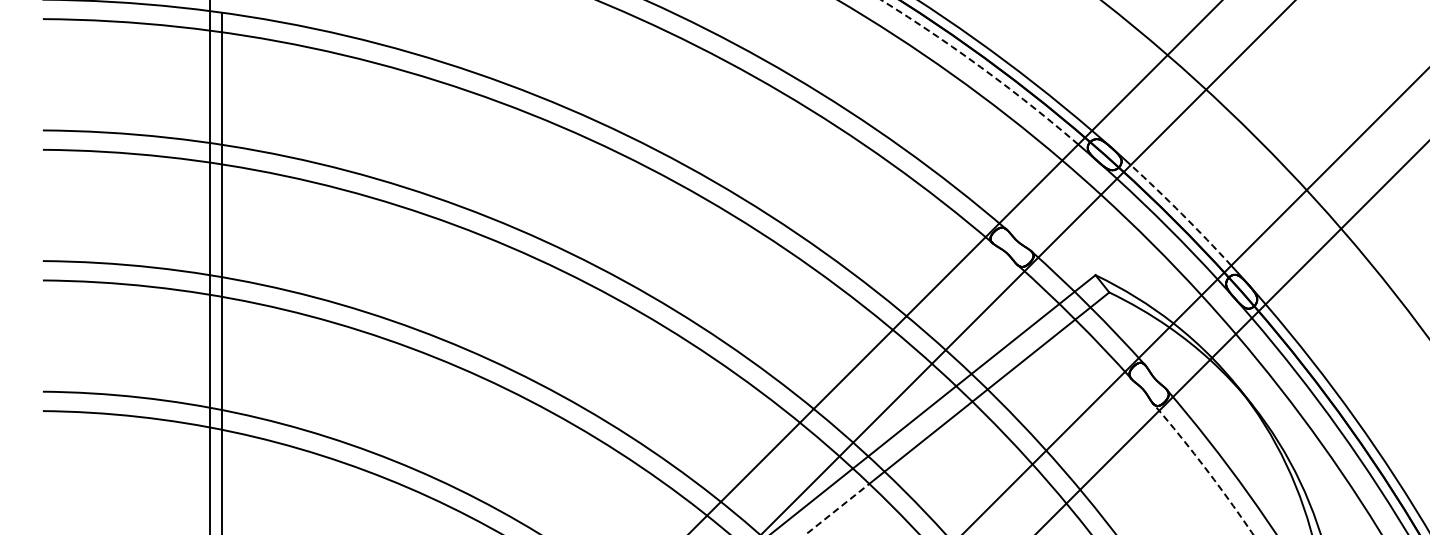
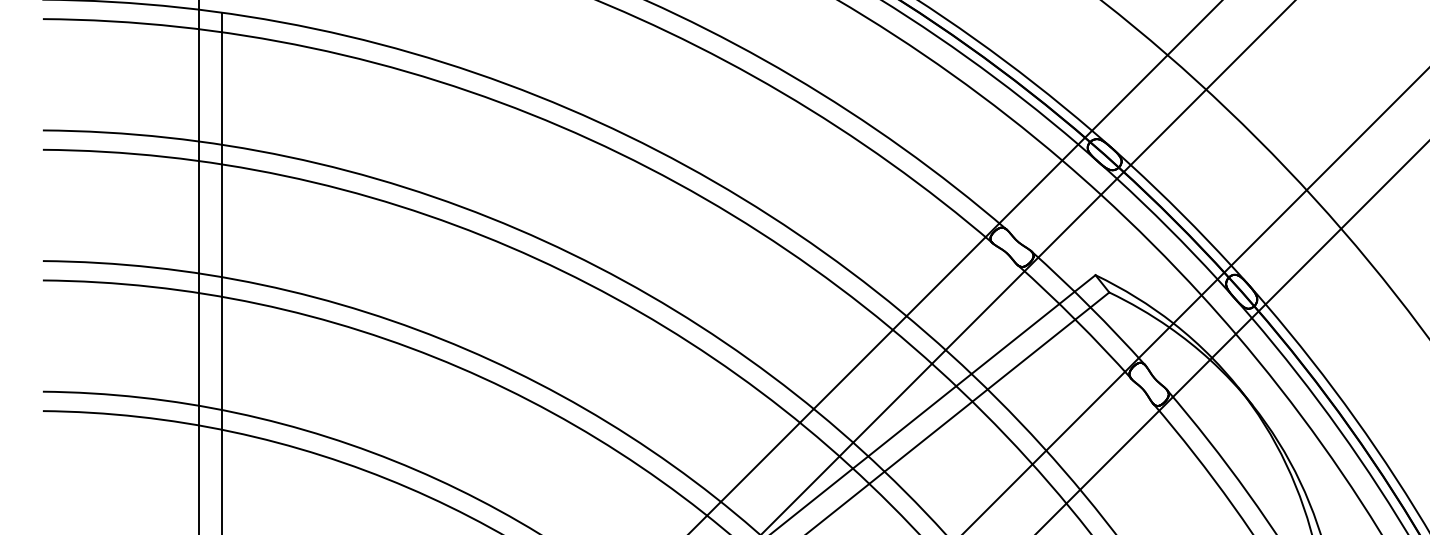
arc: dashed -> solid (982, 68)
arc: dashed -> solid (1182, 214)
line position: (210, 266) -> (199, 266) (199, 266)
arc: dashed -> solid (1204, 467)
line: dashed -> solid (837, 509)
